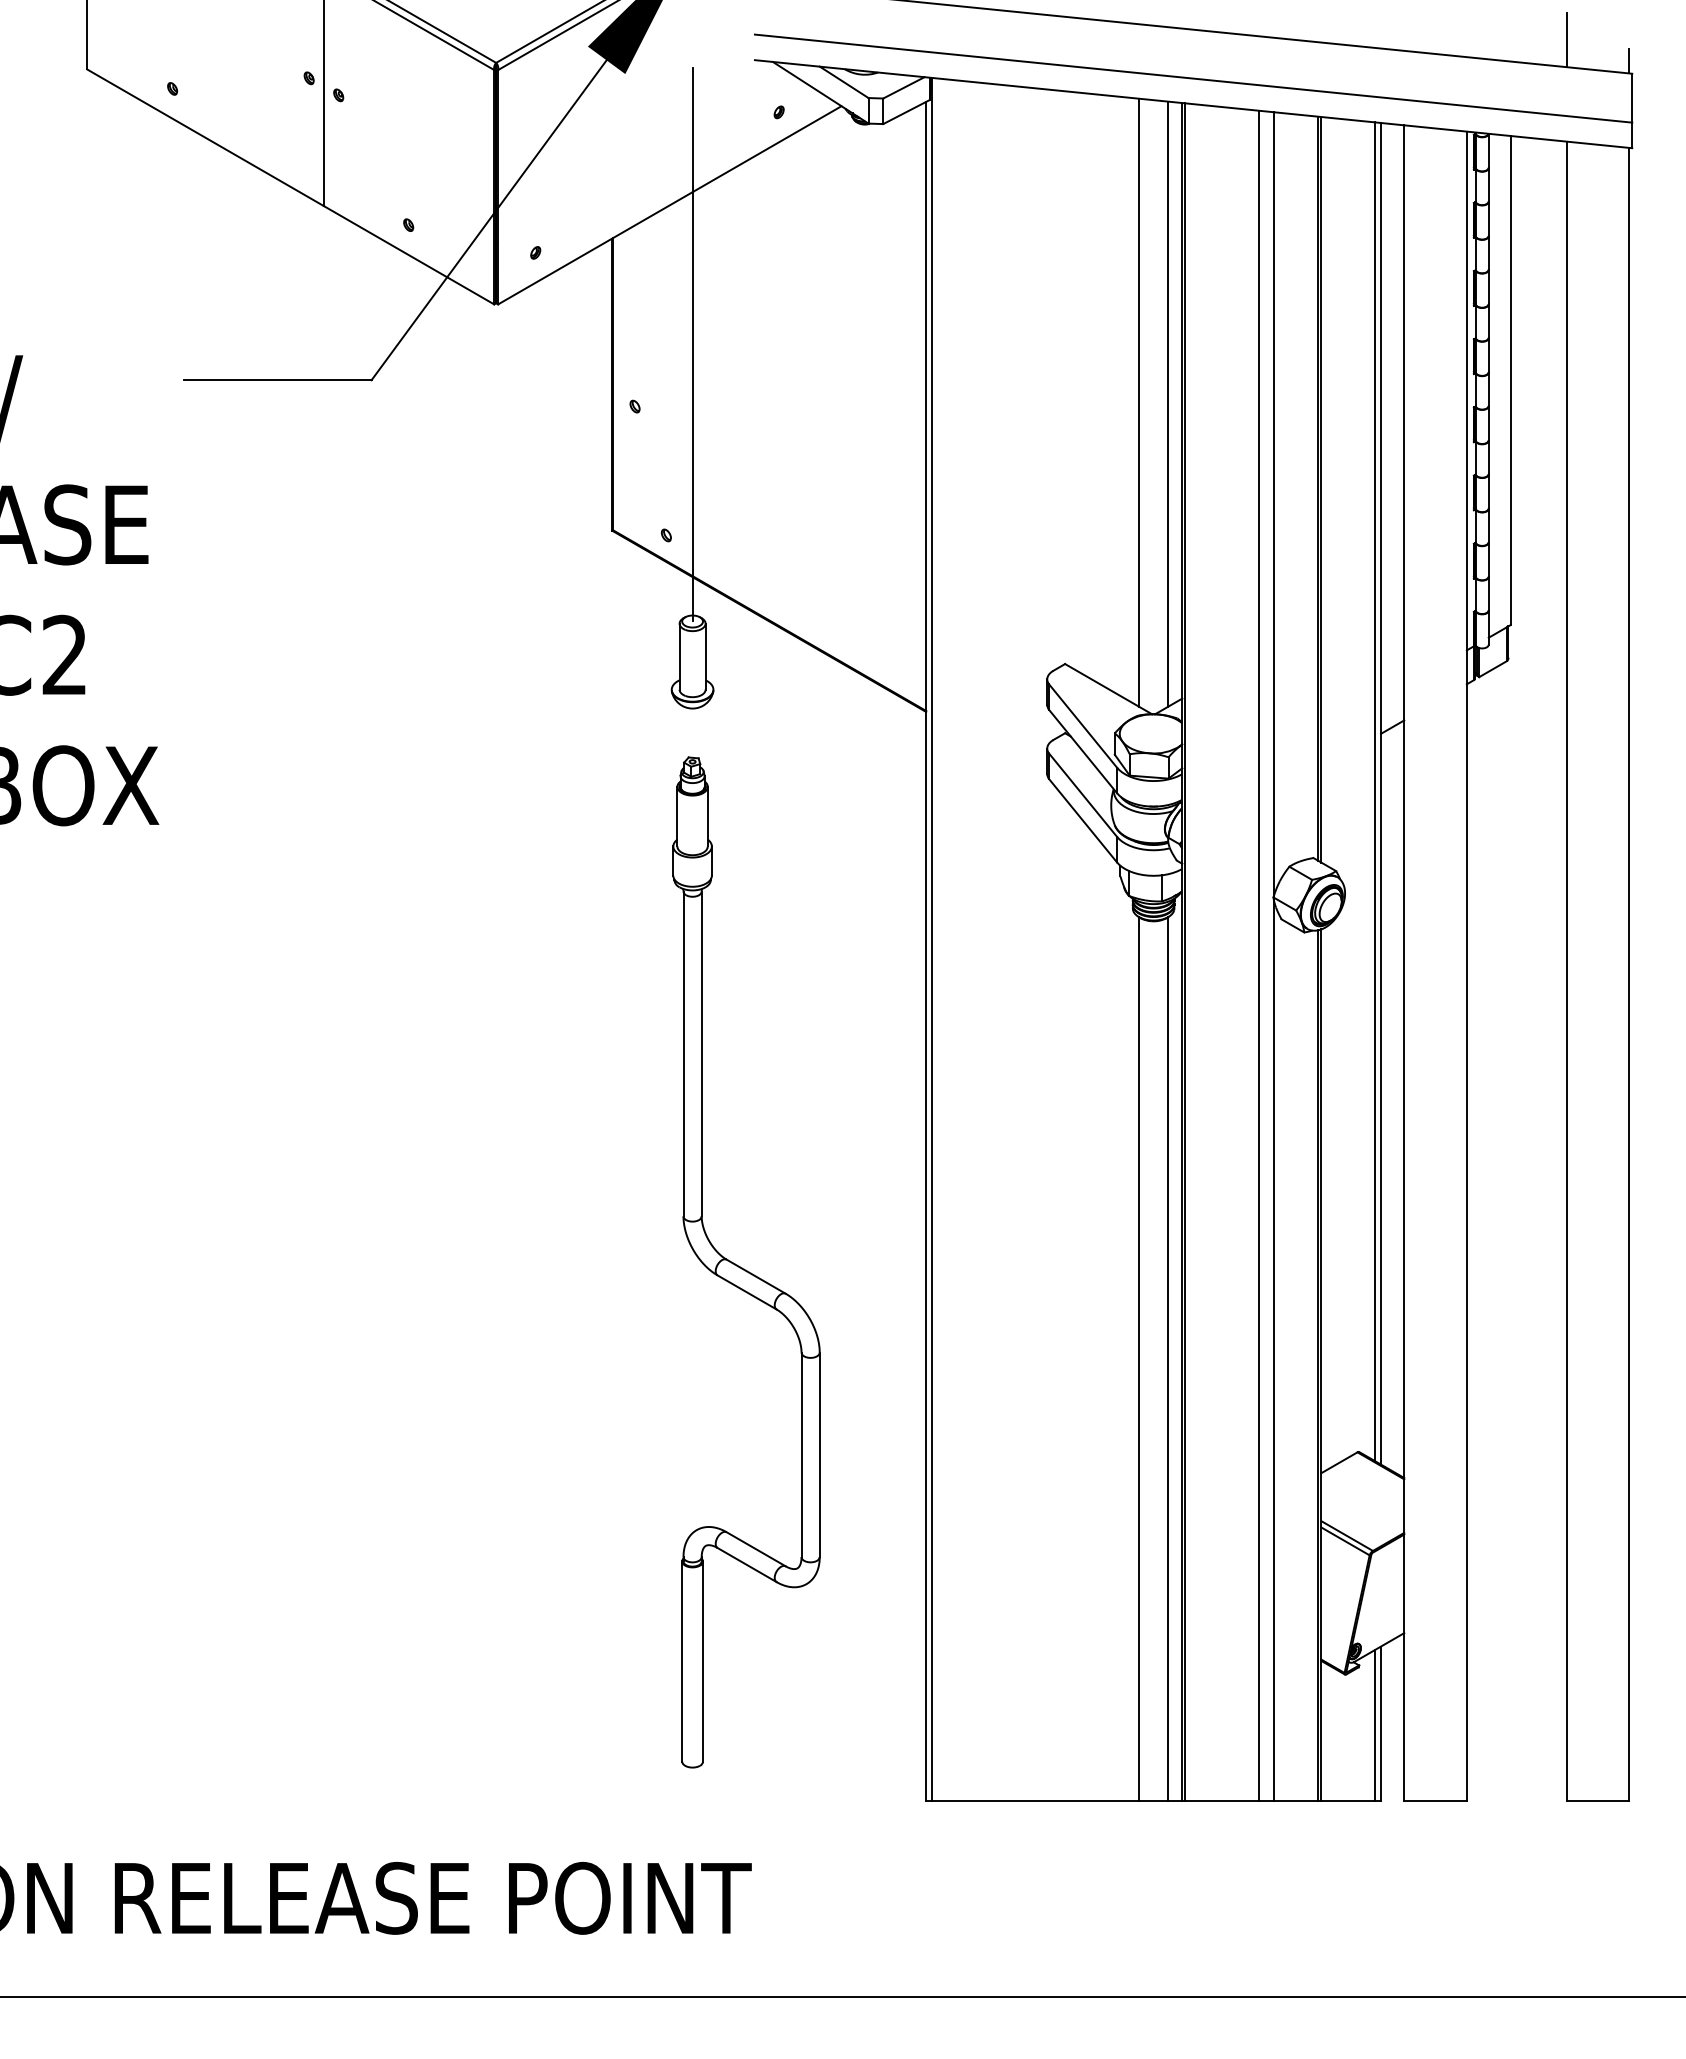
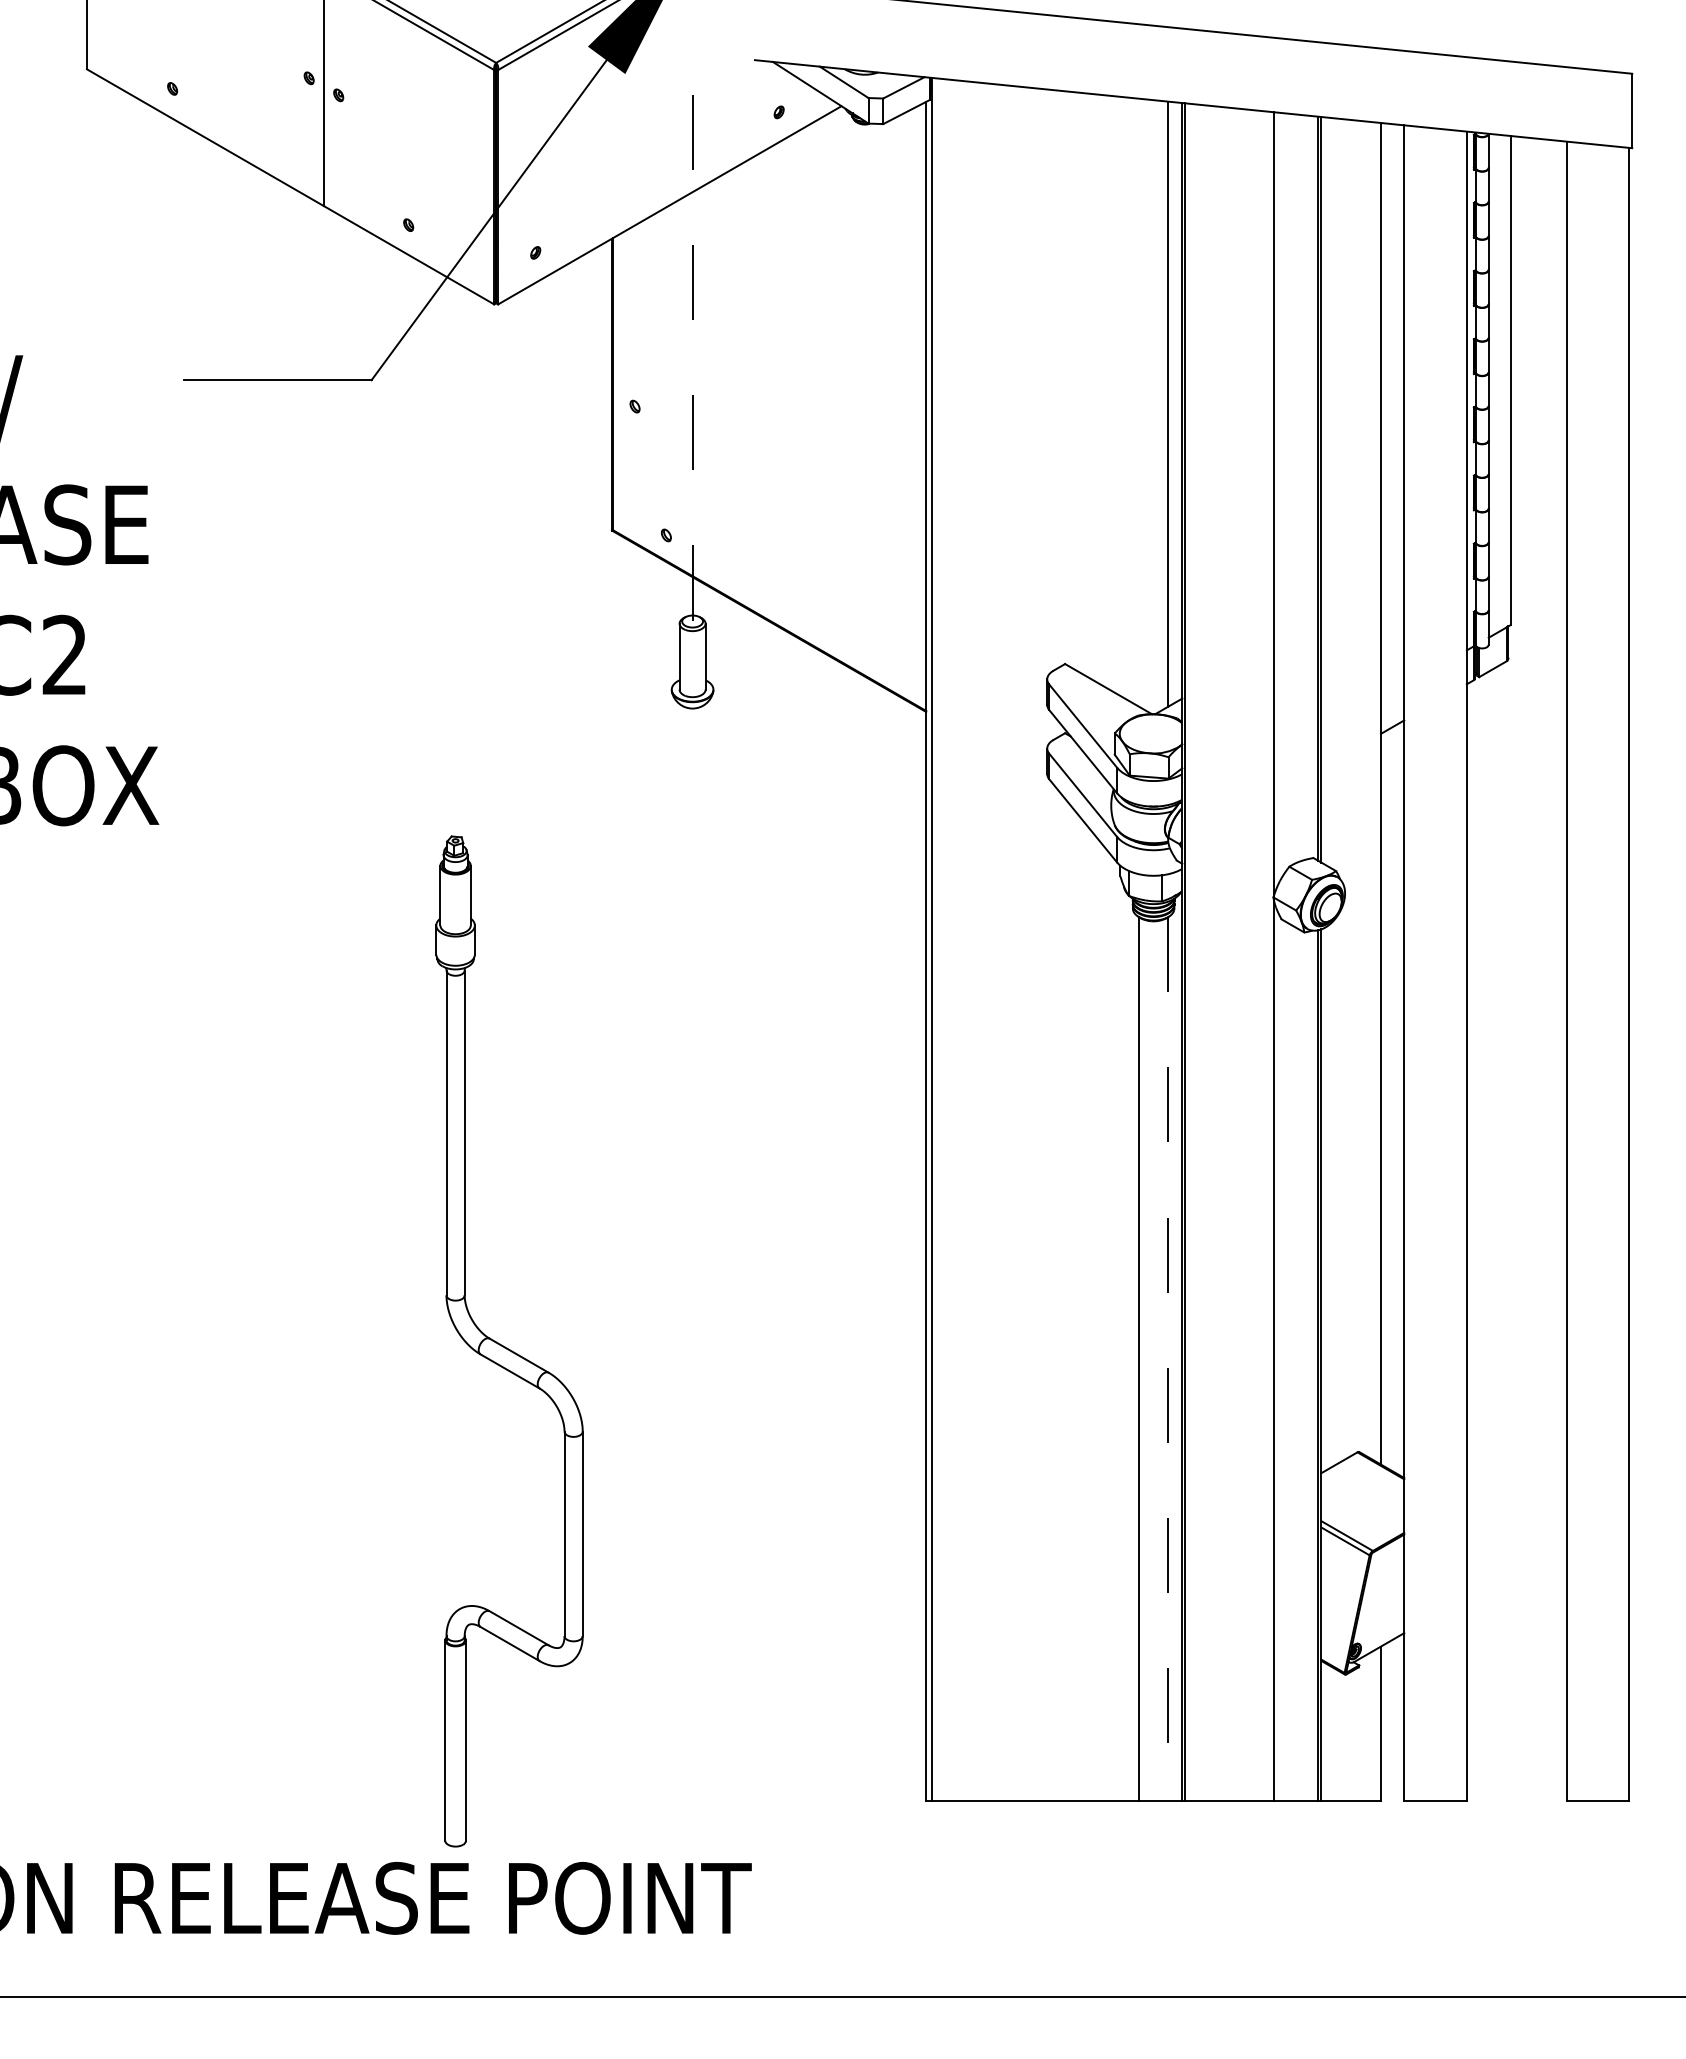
line: present -> none (1566, 40)
line: present -> none (1629, 61)
line: present -> none (1193, 78)
line: solid -> dashed (692, 343)
line: present -> none (1138, 402)
line: present -> none (1374, 791)
line: present -> none (1259, 955)
part position: (744, 1268) -> (507, 1347) (507, 1347)
line: solid -> dashed (1168, 1358)
line: present -> none (1374, 1725)
